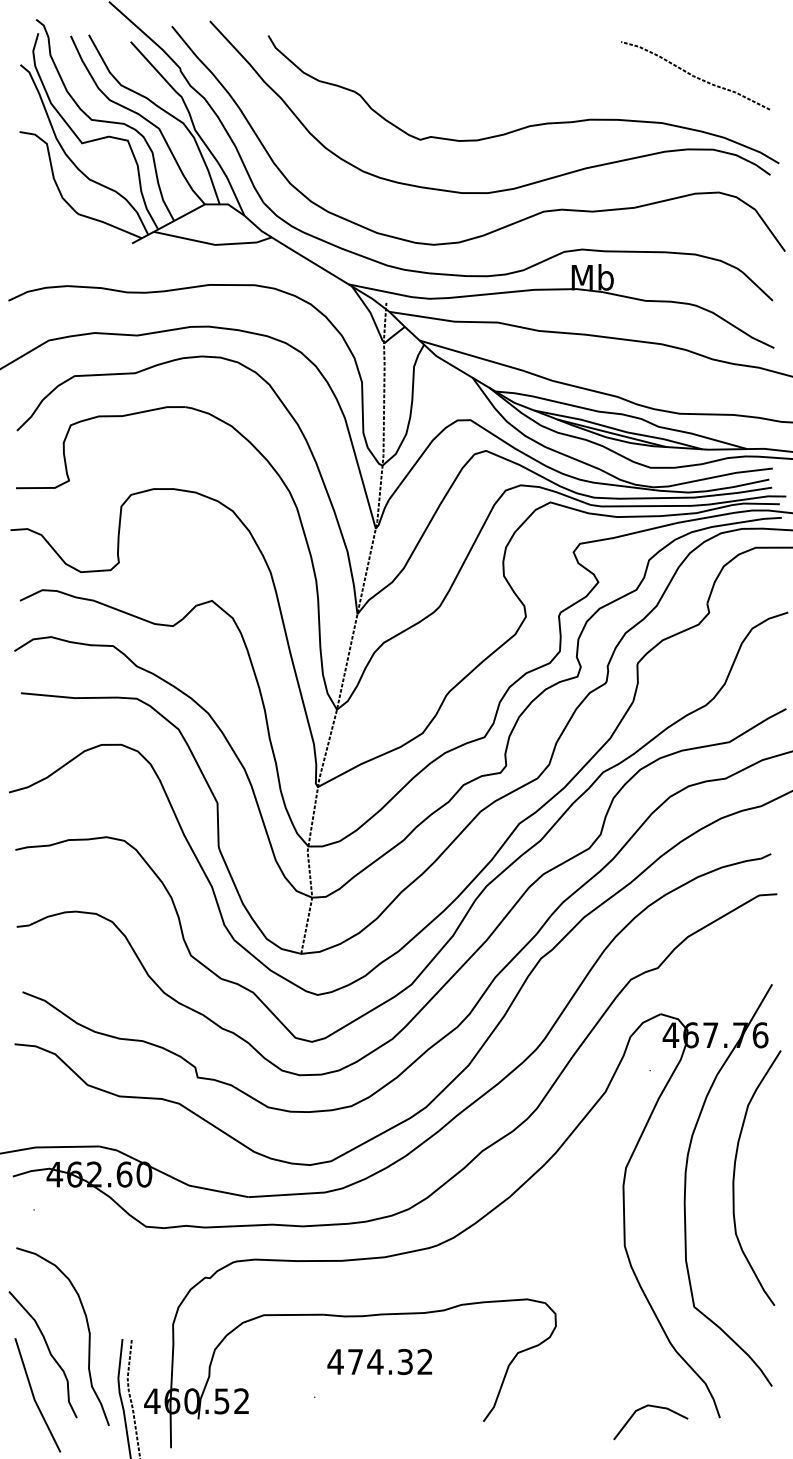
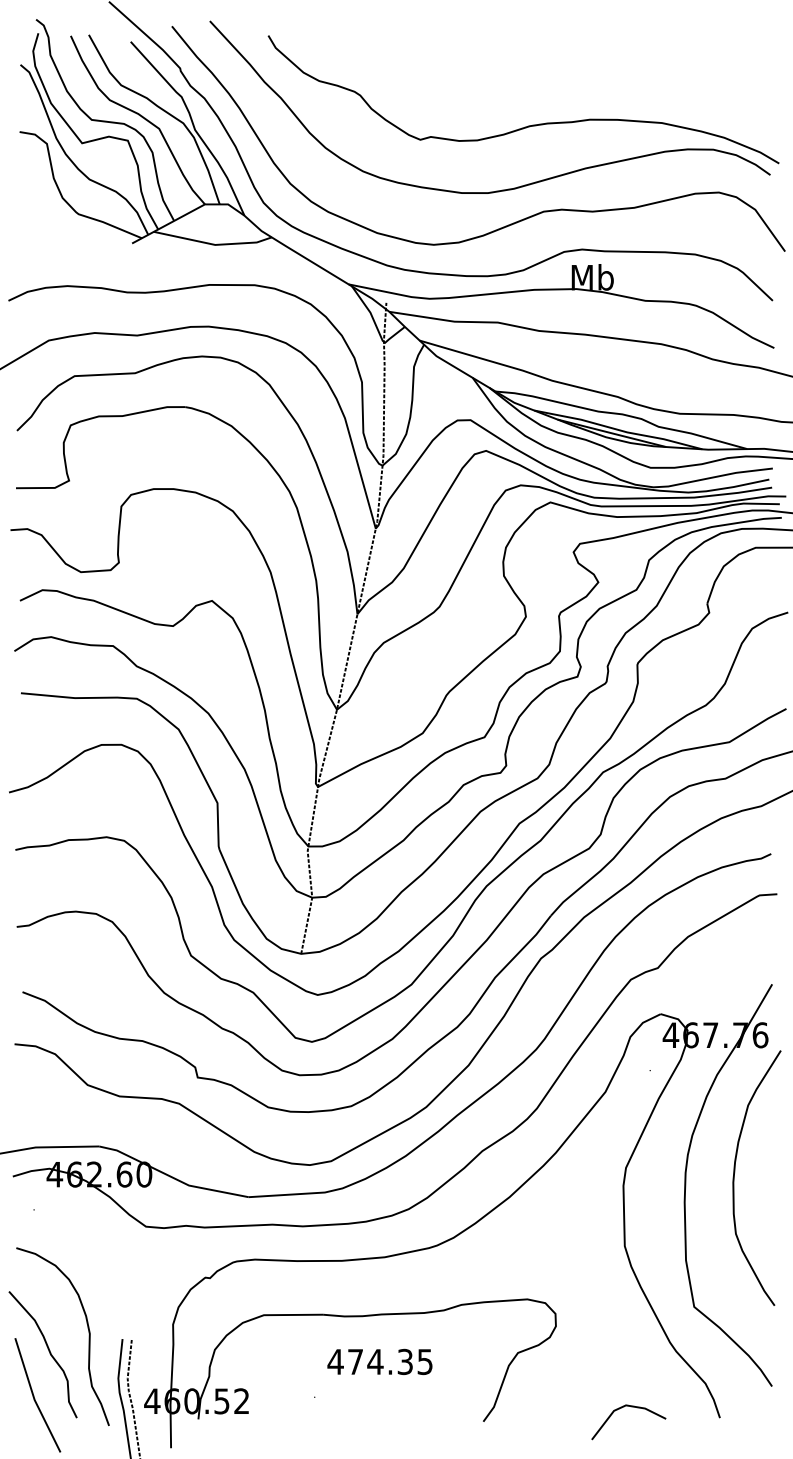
curve: present -> none (694, 75)
text: 474.32 -> 474.35 (424, 1361)
line position: (653, 1407) -> (631, 1407) (631, 1407)
